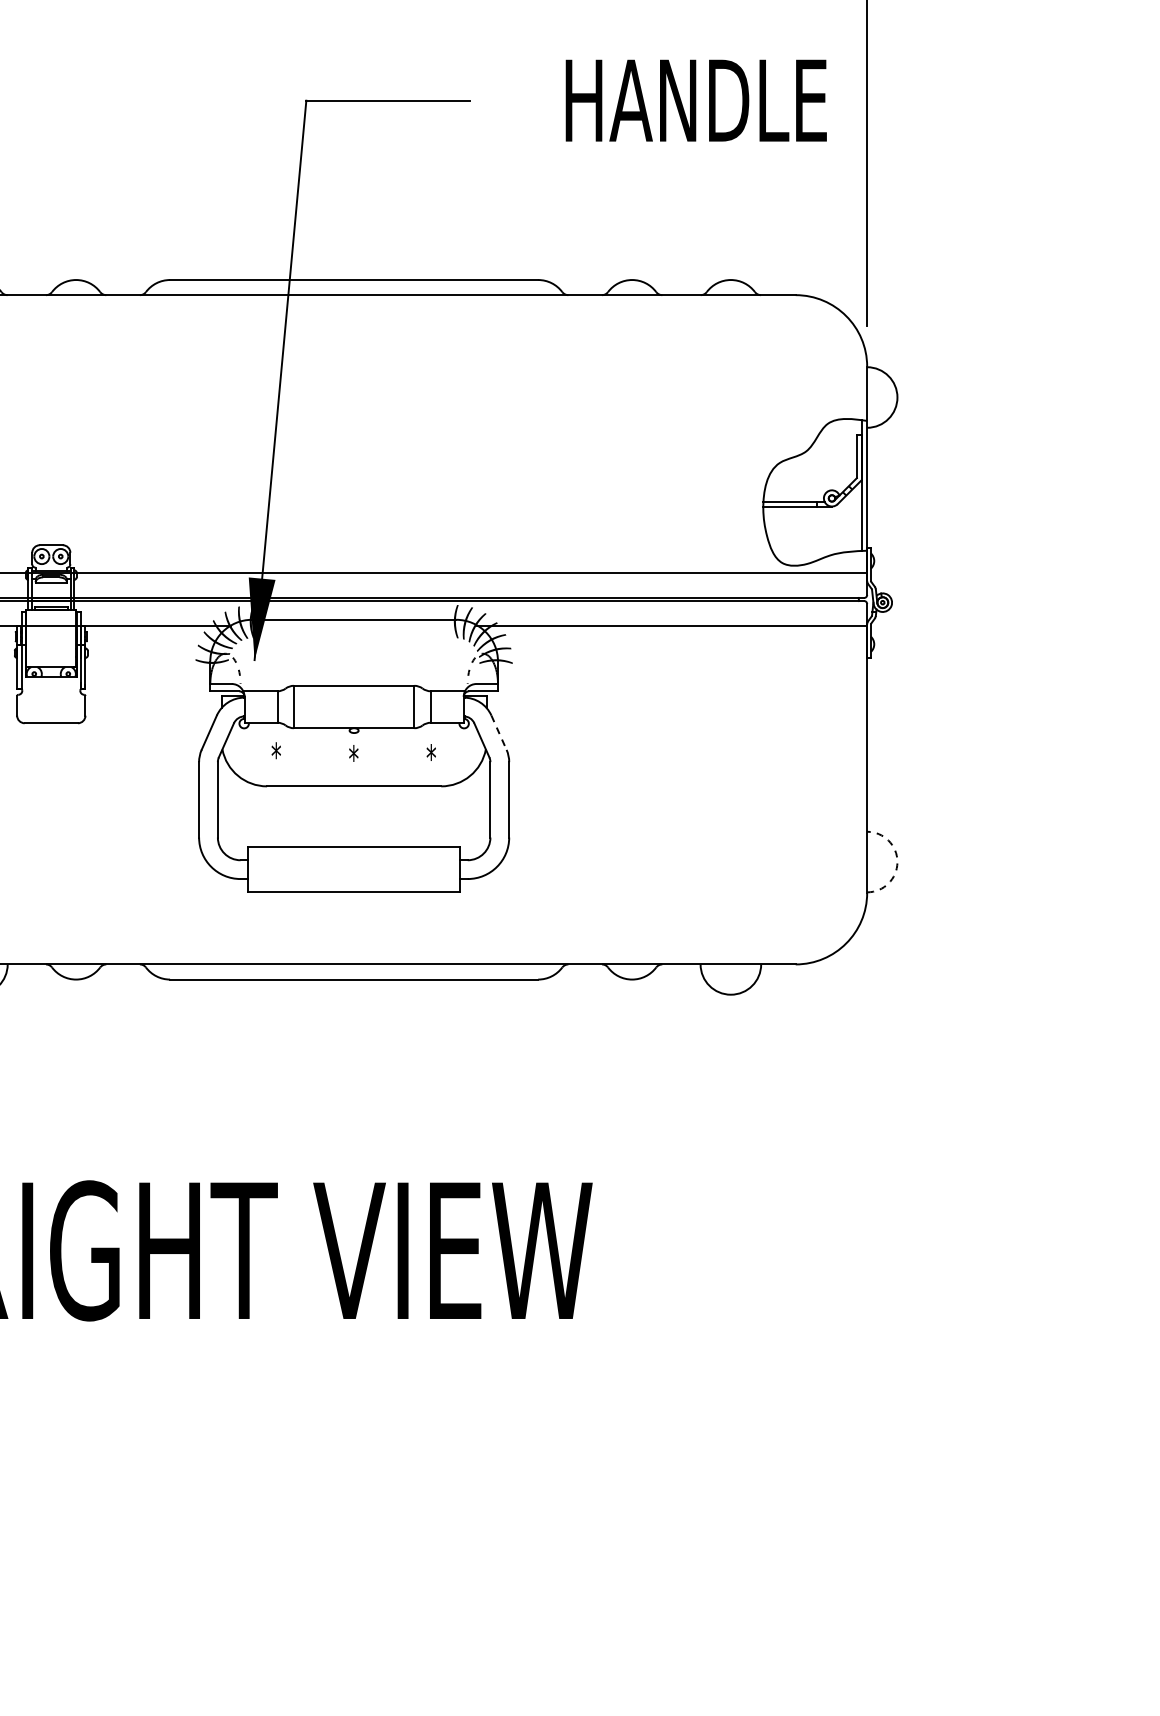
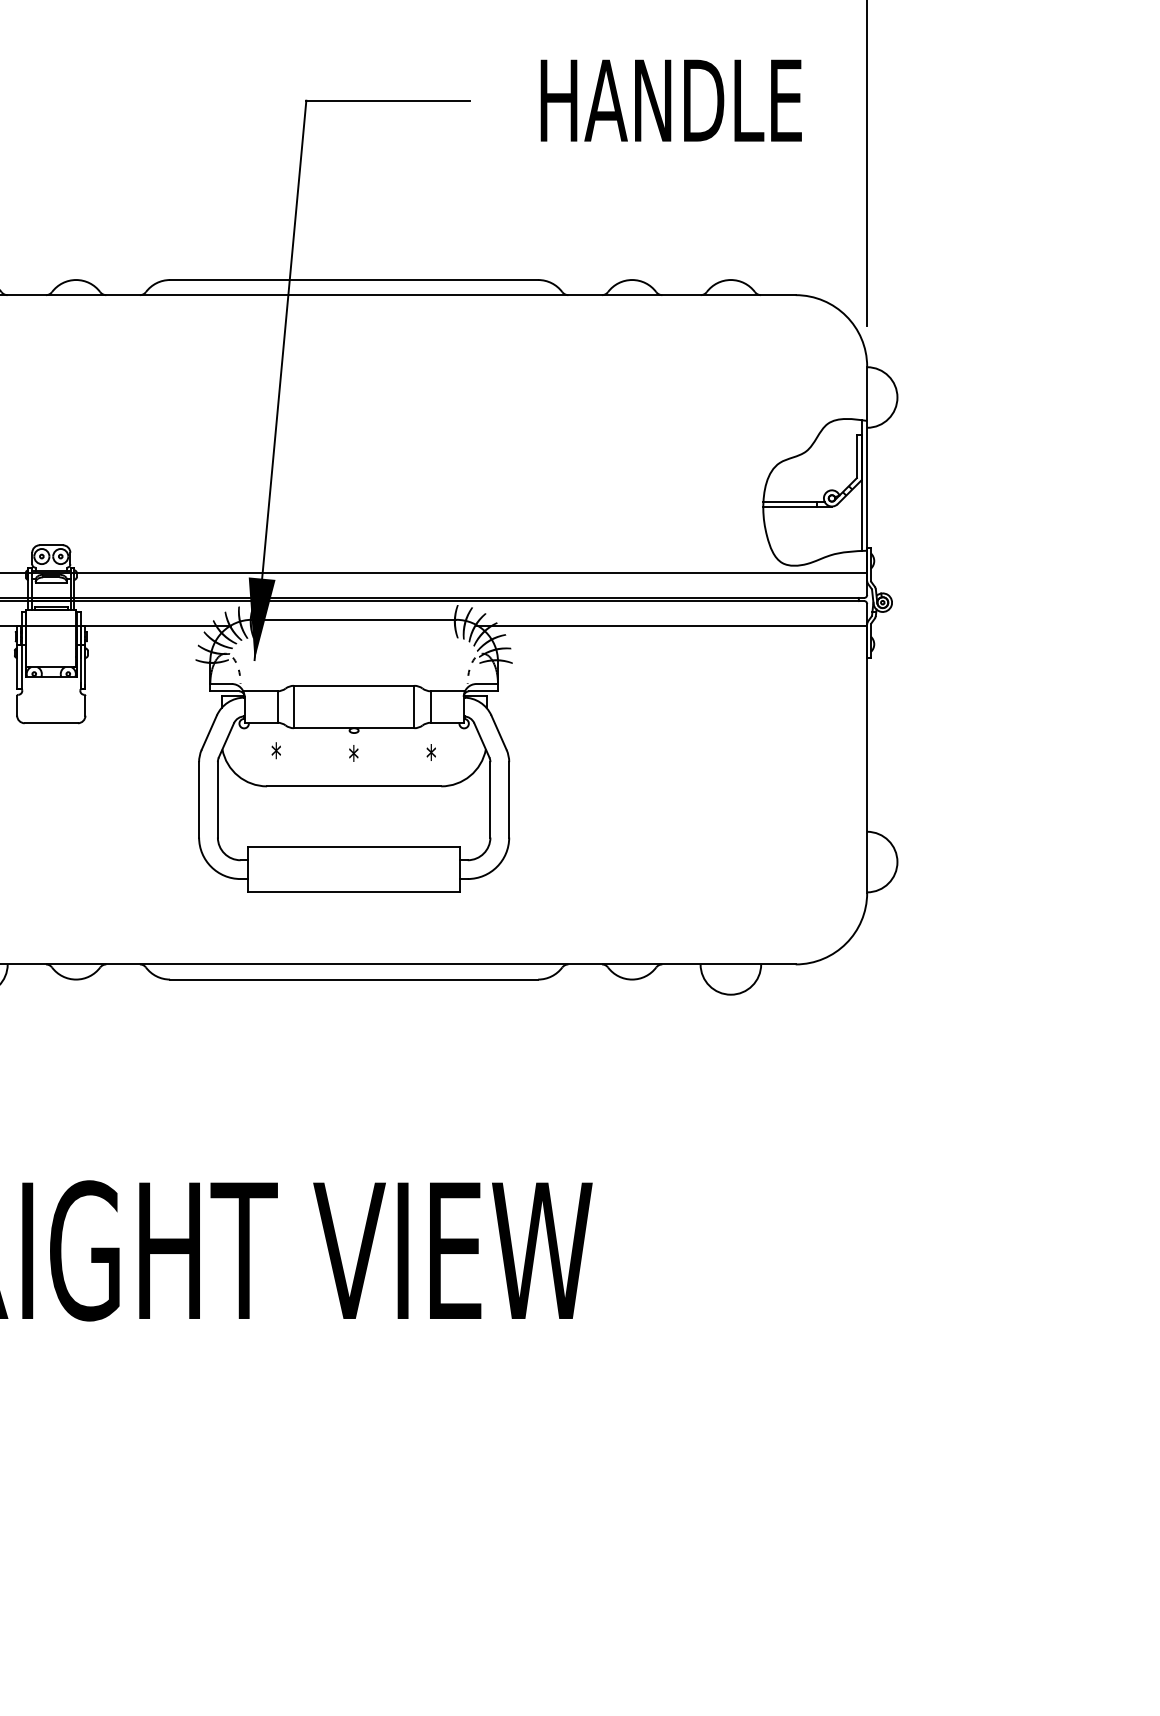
text position: (695, 100) -> (670, 100) (670, 100)
line: dashed -> solid (499, 732)
arc: dashed -> solid (897, 862)
